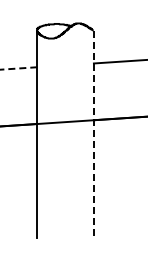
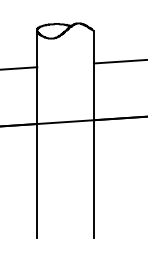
line: dashed -> solid (18, 68)
line: dashed -> solid (93, 134)
